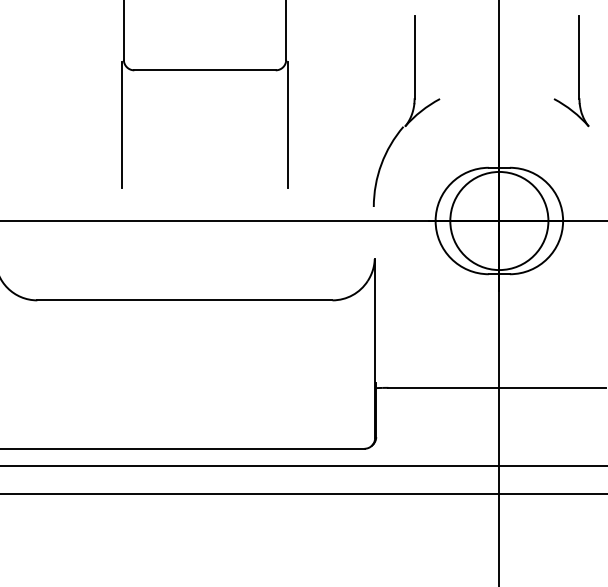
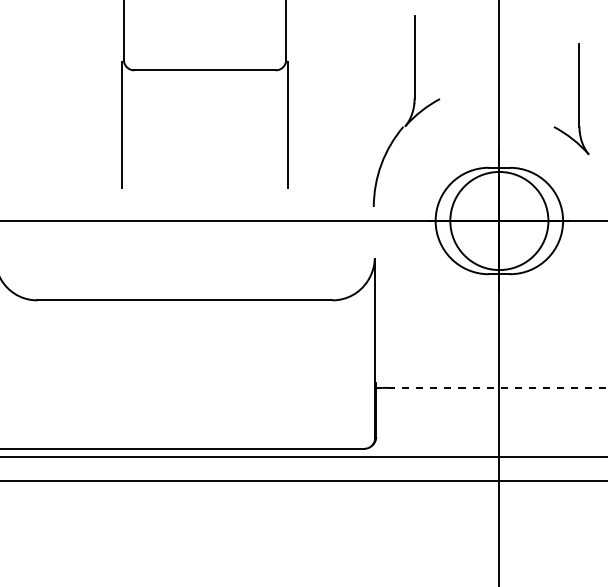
part position: (578, 71) -> (578, 99) (578, 99)
line: solid -> dashed (497, 387)
line position: (303, 466) -> (303, 457) (303, 457)
line position: (303, 494) -> (303, 481) (303, 481)
